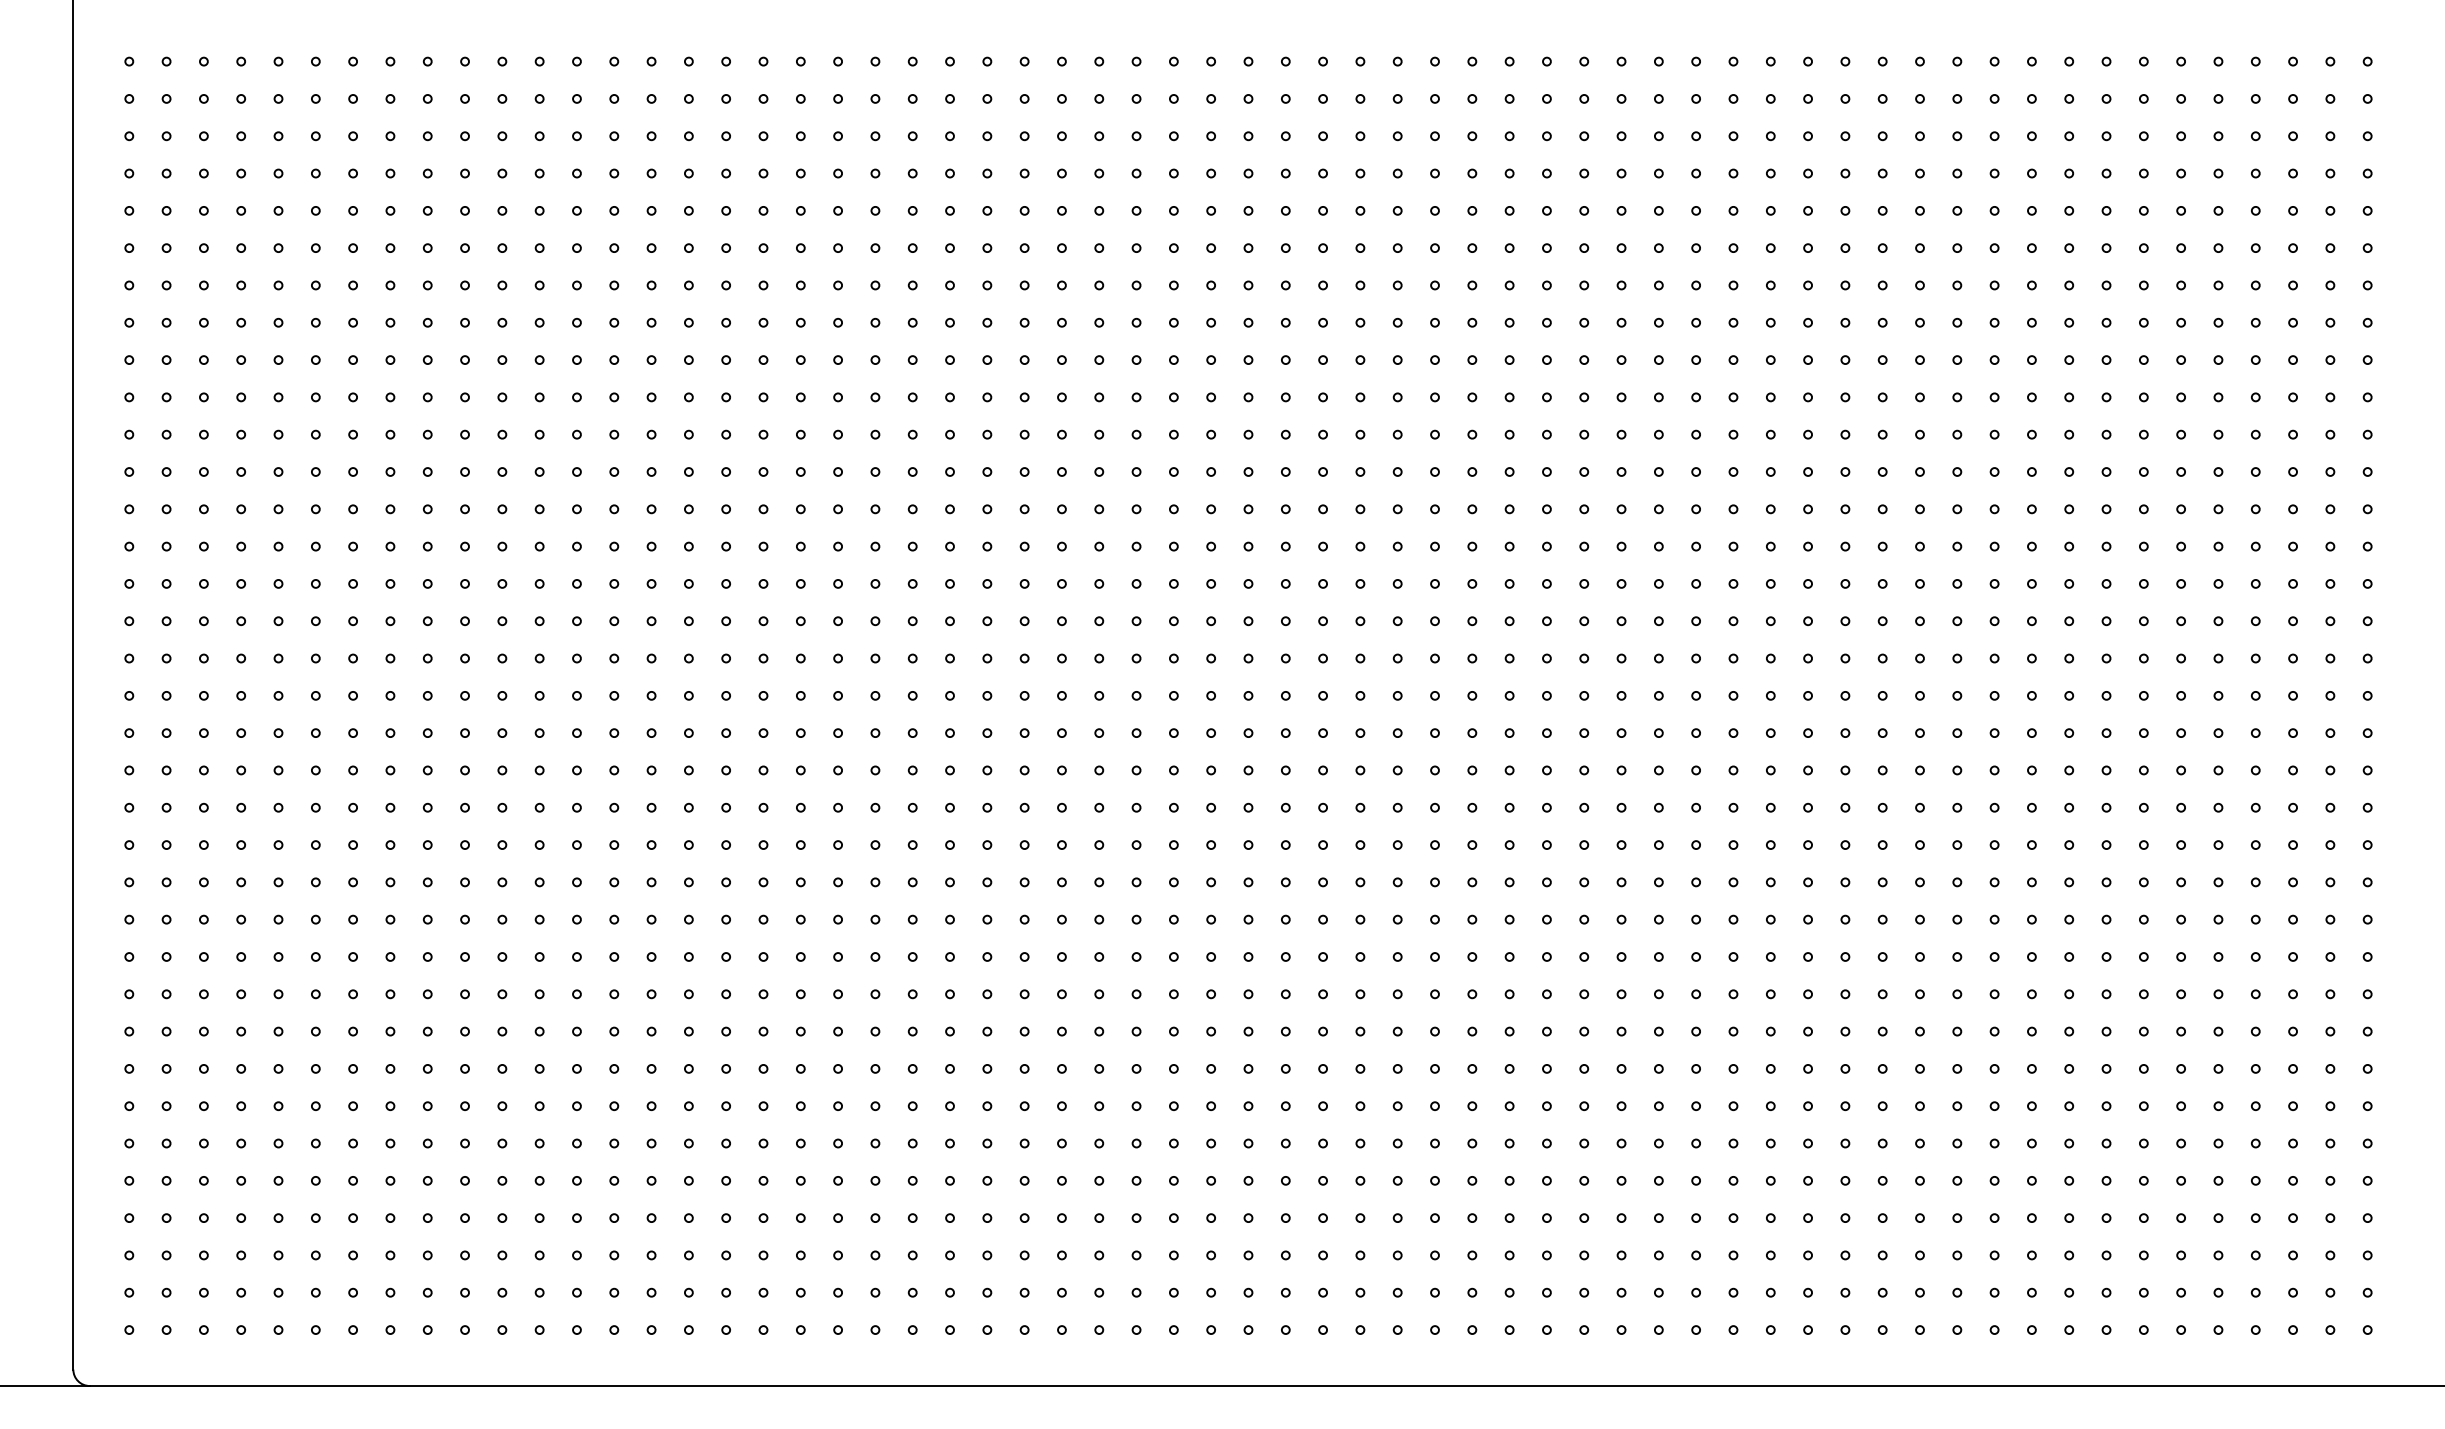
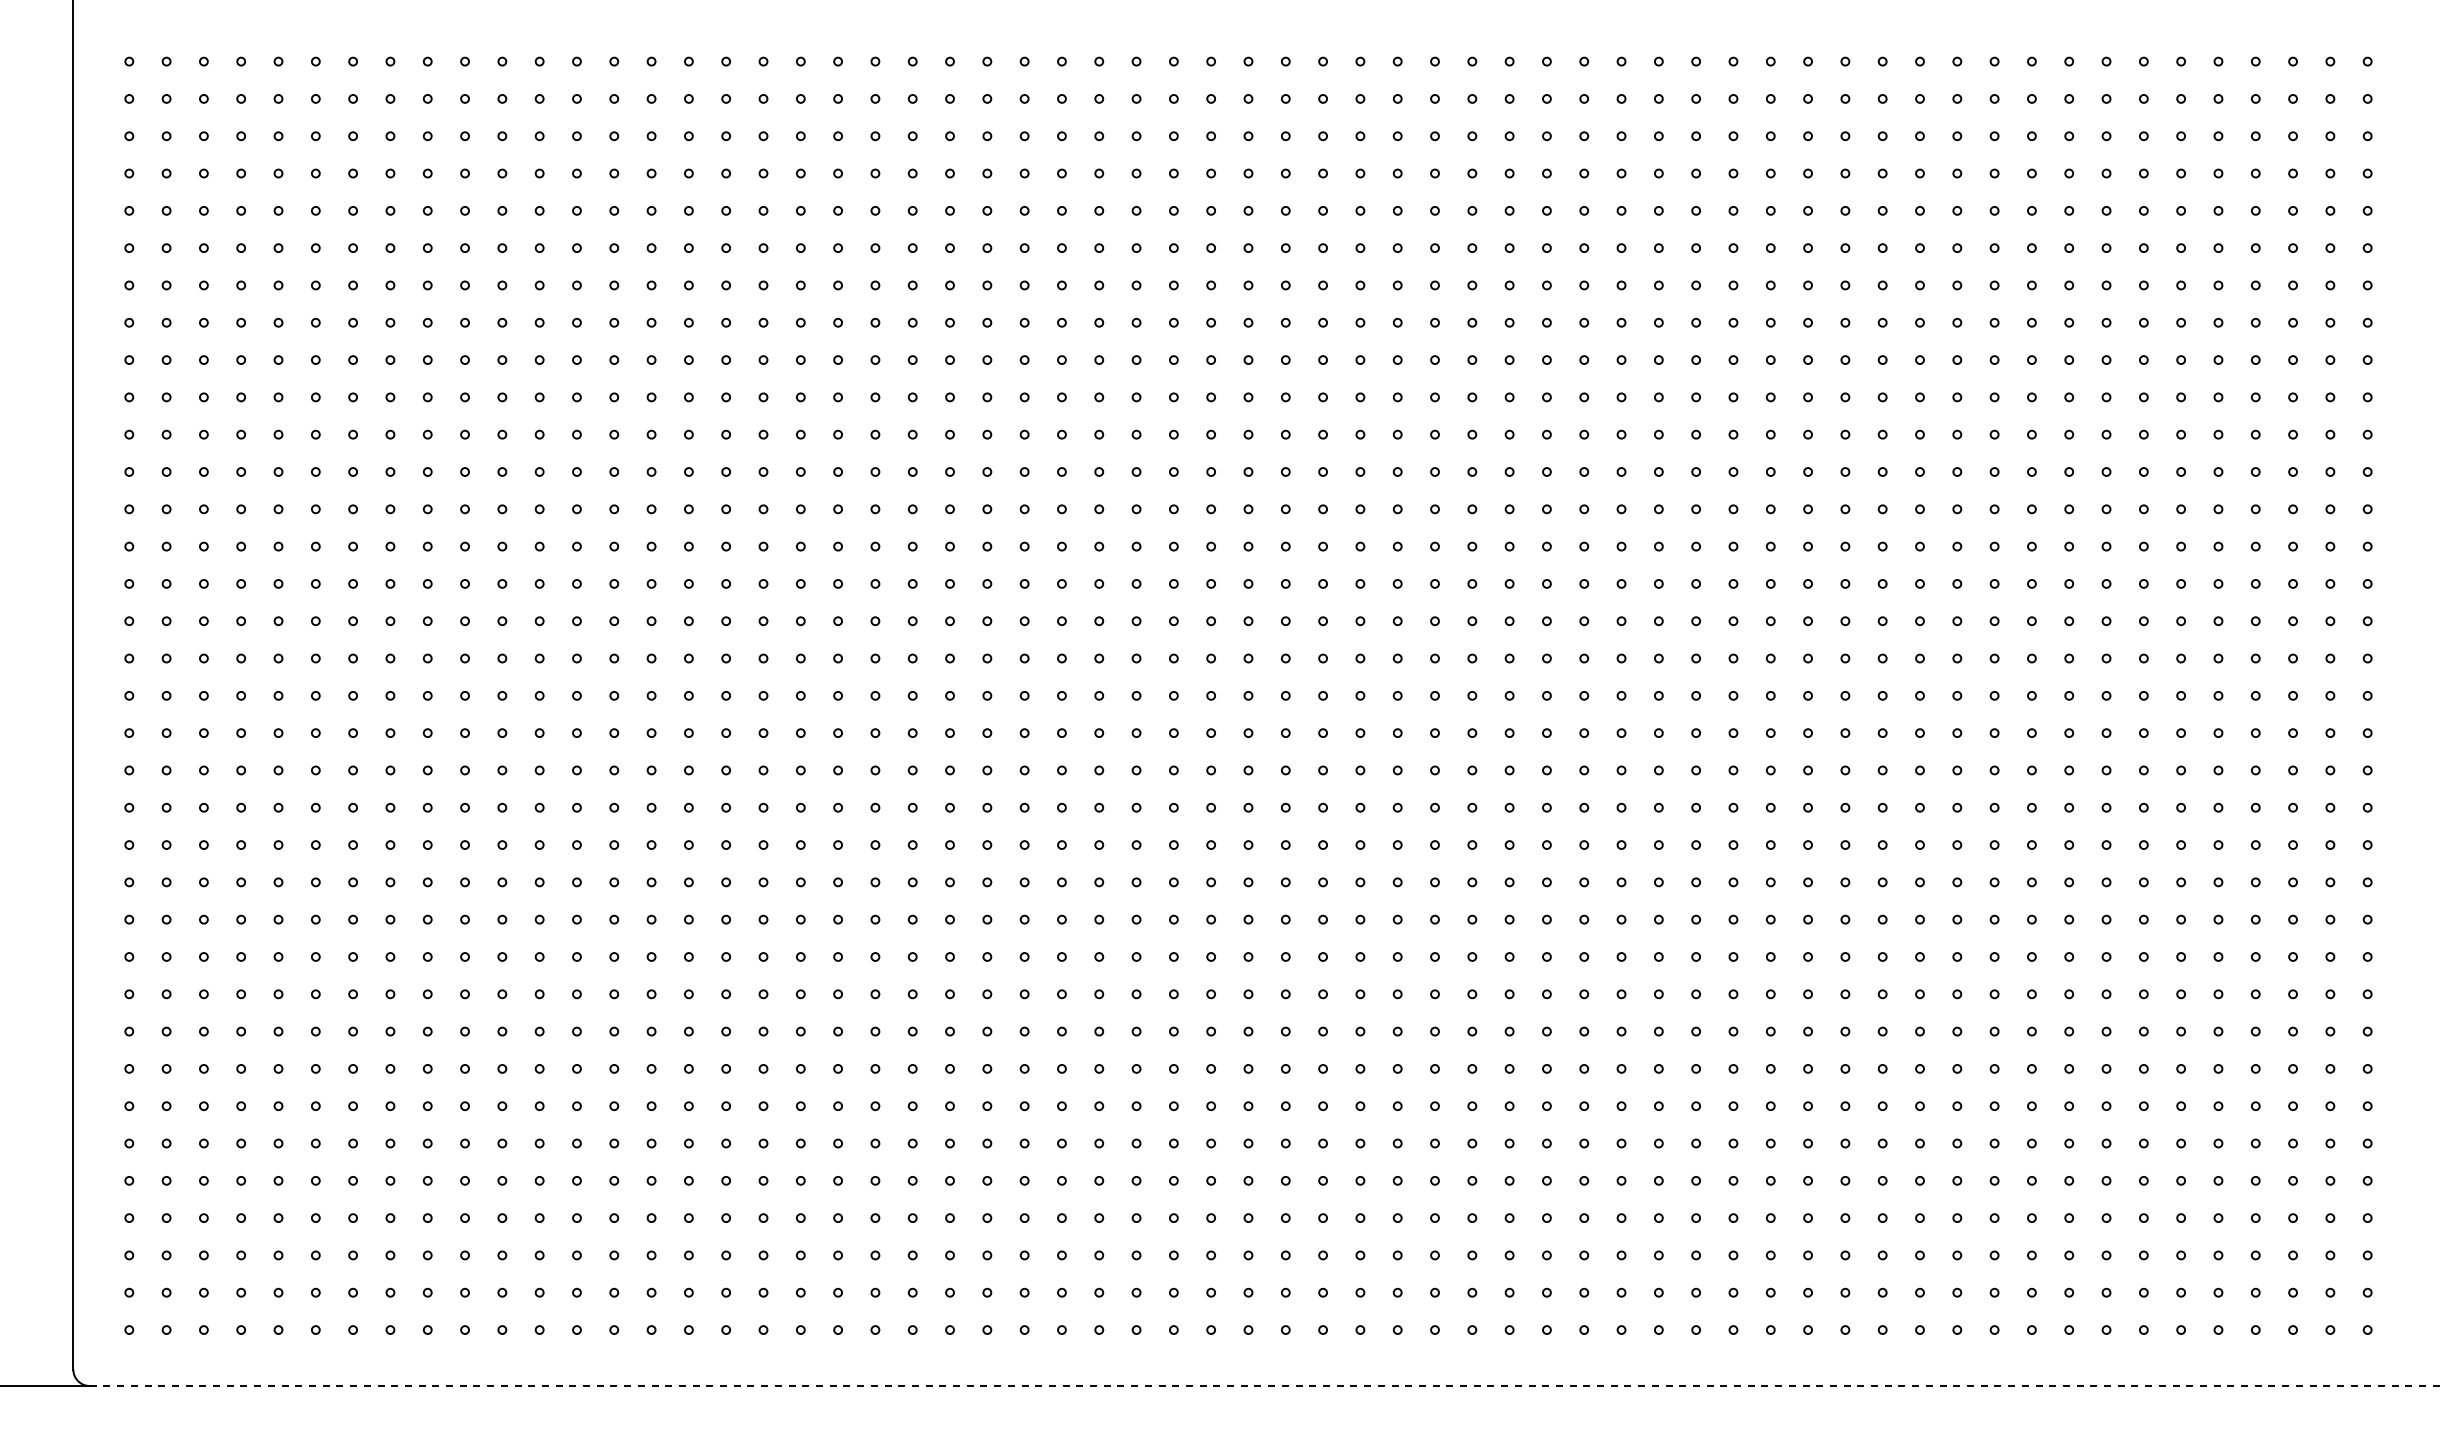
line: solid -> dashed (1267, 1386)
